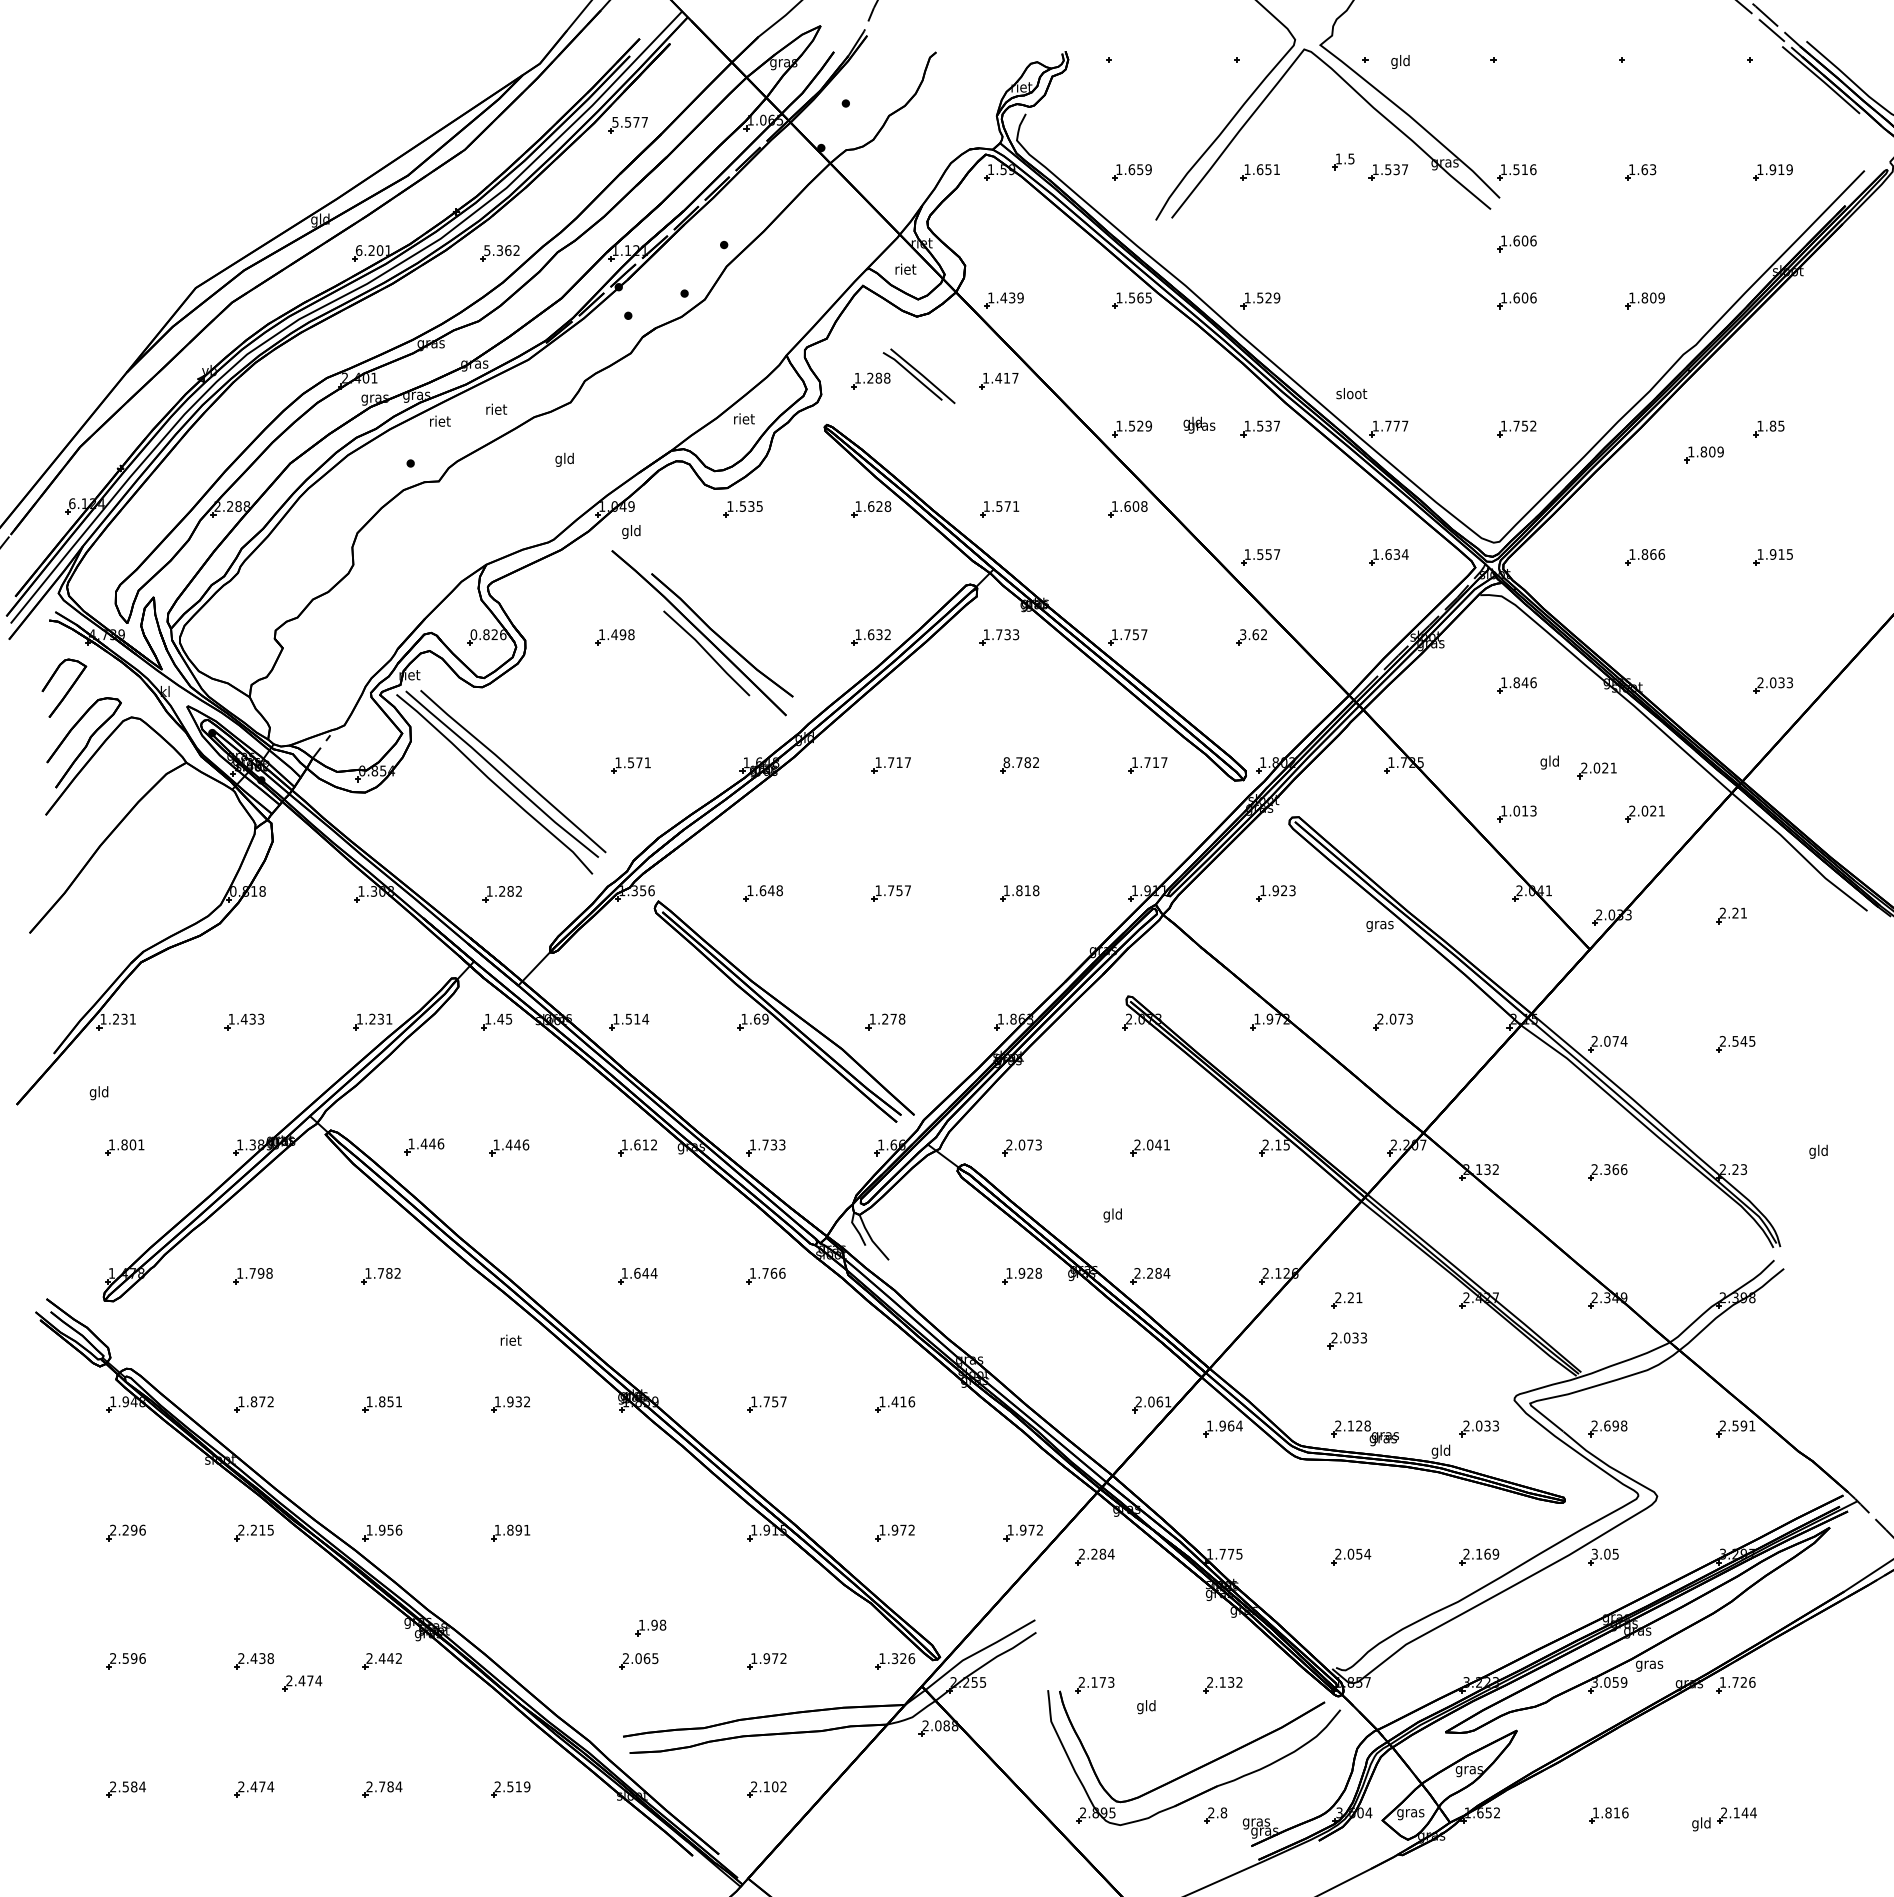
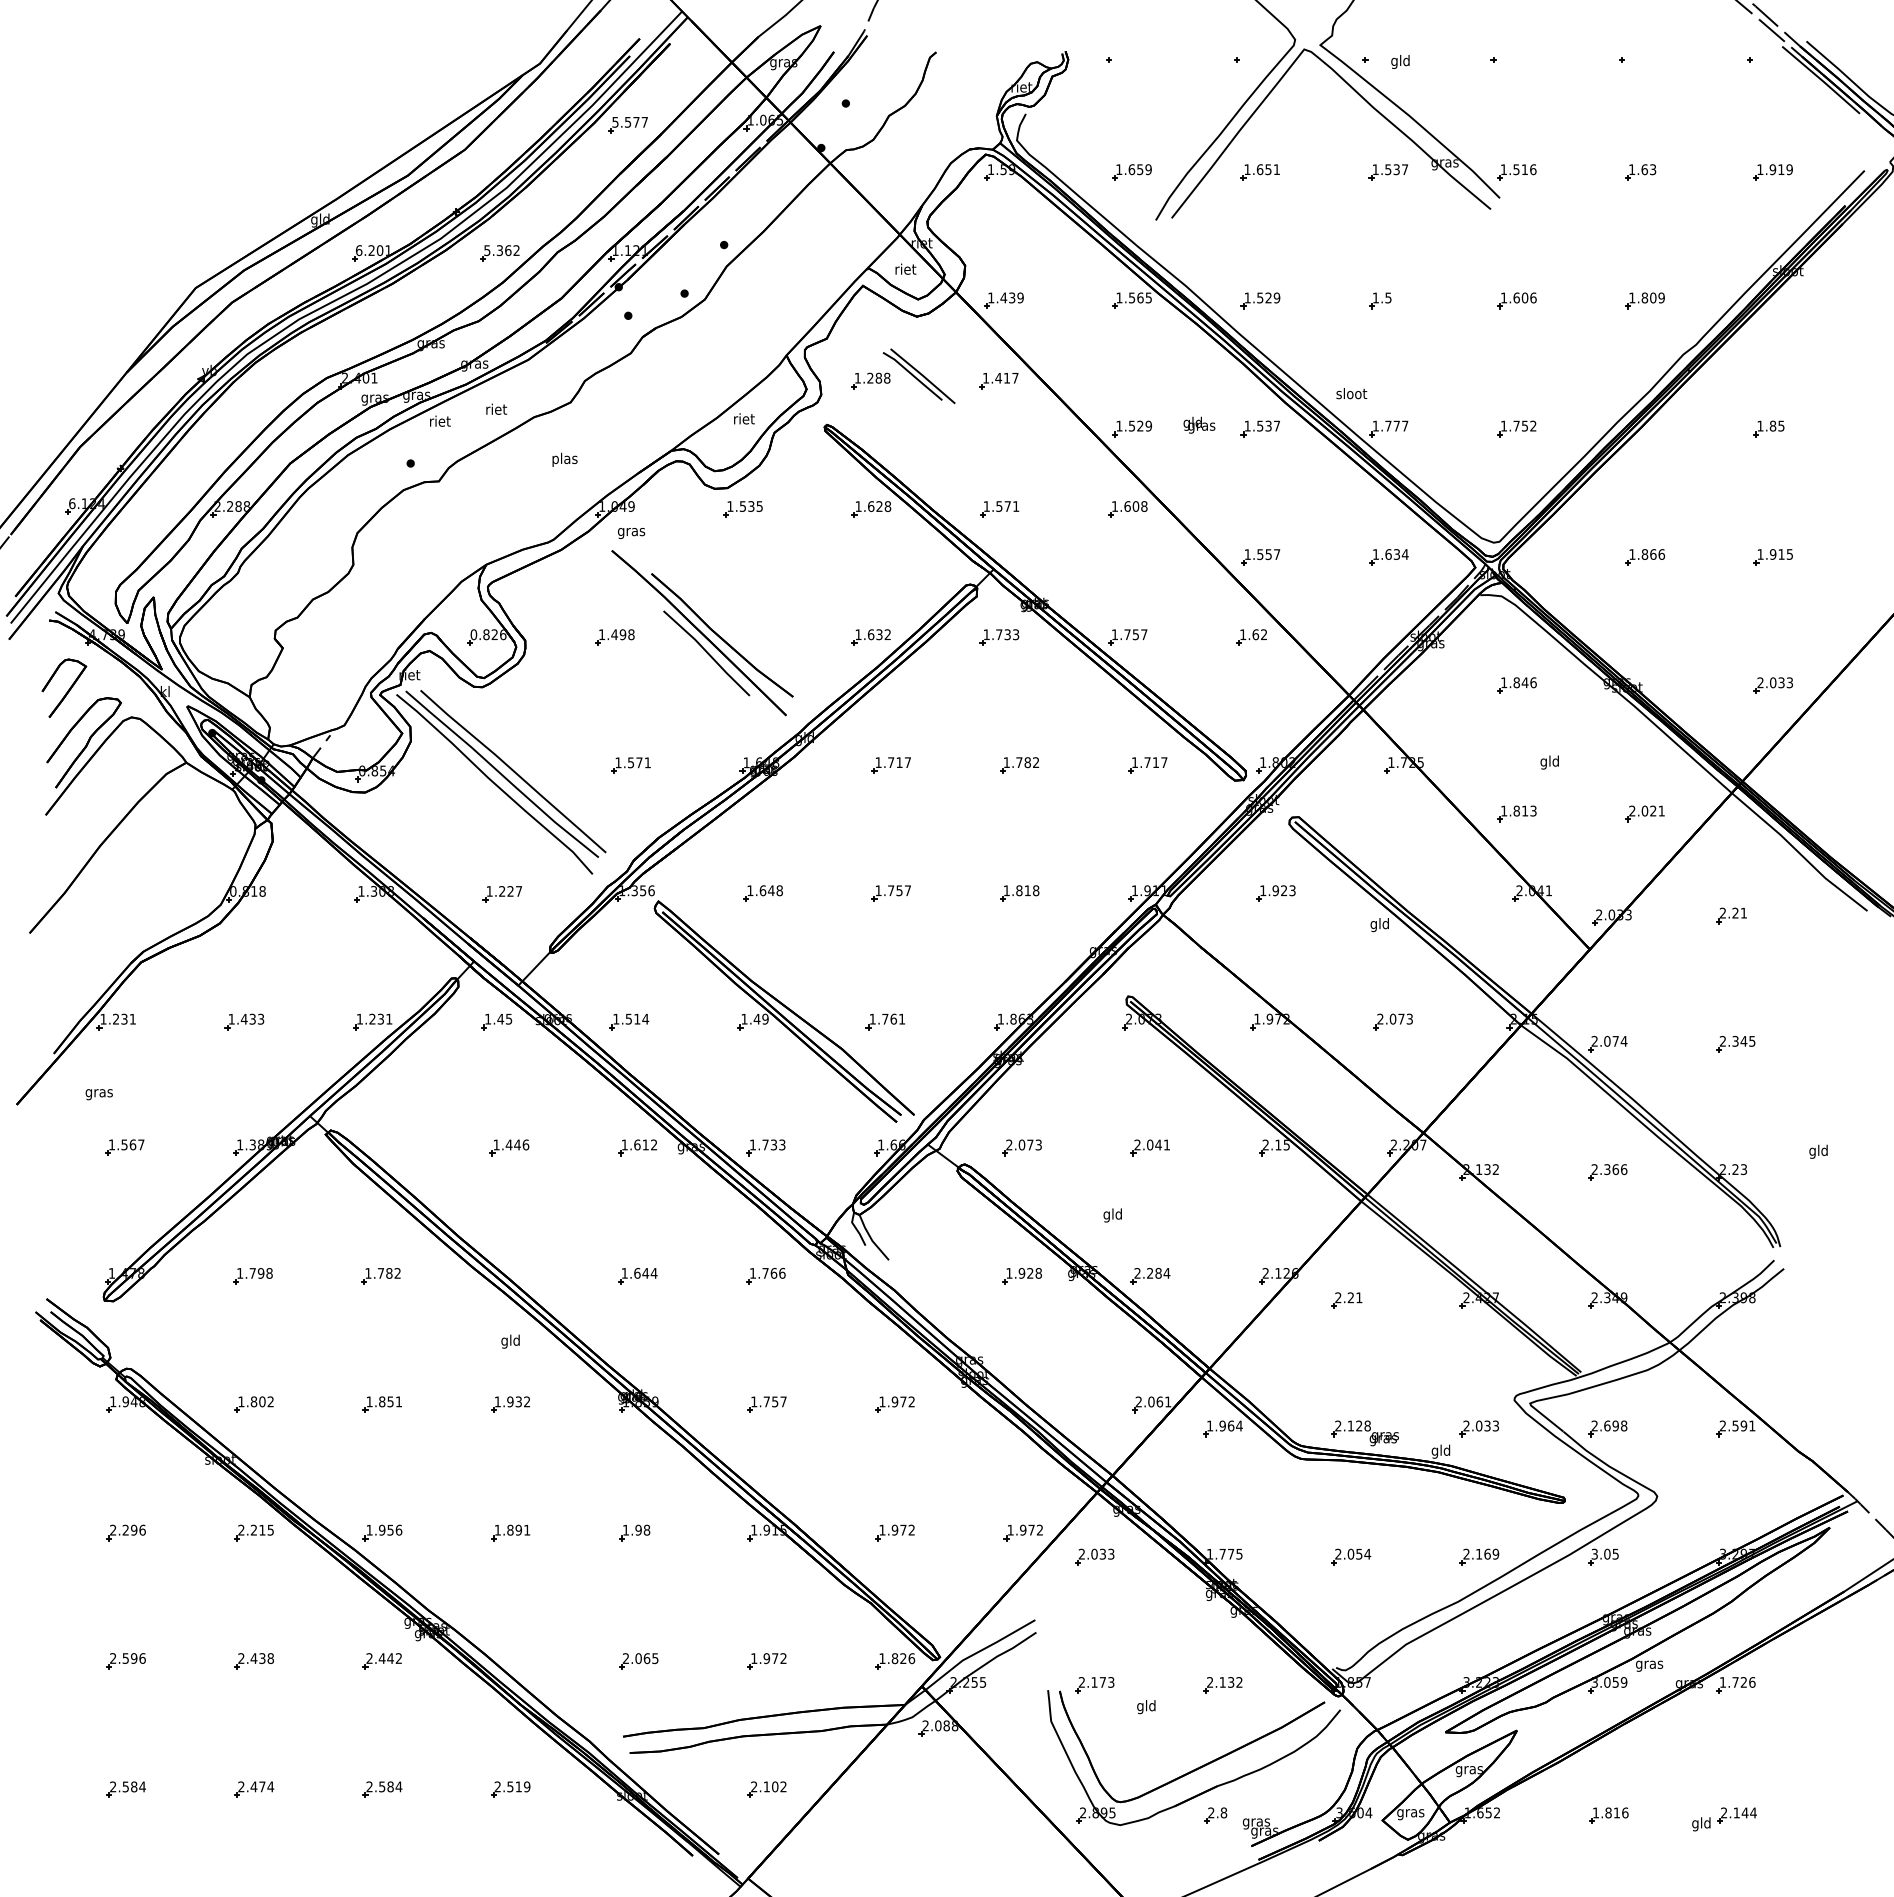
part position: (1343, 161) -> (1380, 300) (1380, 300)
part: present -> none (1516, 243)
part: present -> none (1703, 454)
text: gld -> plas (564, 459)
text: gld -> gras (631, 532)
text: 3.62 -> 1.62 (1243, 634)
text: 8.782 -> 1.782 (1006, 762)
part: present -> none (1596, 770)
text: 1.013 -> 1.813 (1516, 811)
text: 1.282 -> 1.227 (514, 891)
text: gras -> gld (1379, 925)
text: 1.69 -> 1.49 (756, 1018)
text: 1.278 -> 1.761 (893, 1018)
text: 2.545 -> 2.345 (1735, 1040)
text: gld -> gras (98, 1093)
text: 1.801 -> 1.567 (132, 1144)
part: present -> none (424, 1146)
part: present -> none (1346, 1340)
text: riet -> gld (510, 1341)
text: 1.872 -> 1.802 (262, 1401)
text: 1.416 -> 1.972 (903, 1401)
text: 2.284 -> 2.033 (1102, 1553)
part position: (650, 1627) -> (634, 1532) (634, 1532)
text: 1.326 -> 1.826 (894, 1658)
part: present -> none (302, 1683)
text: 2.784 -> 2.584 (382, 1786)
